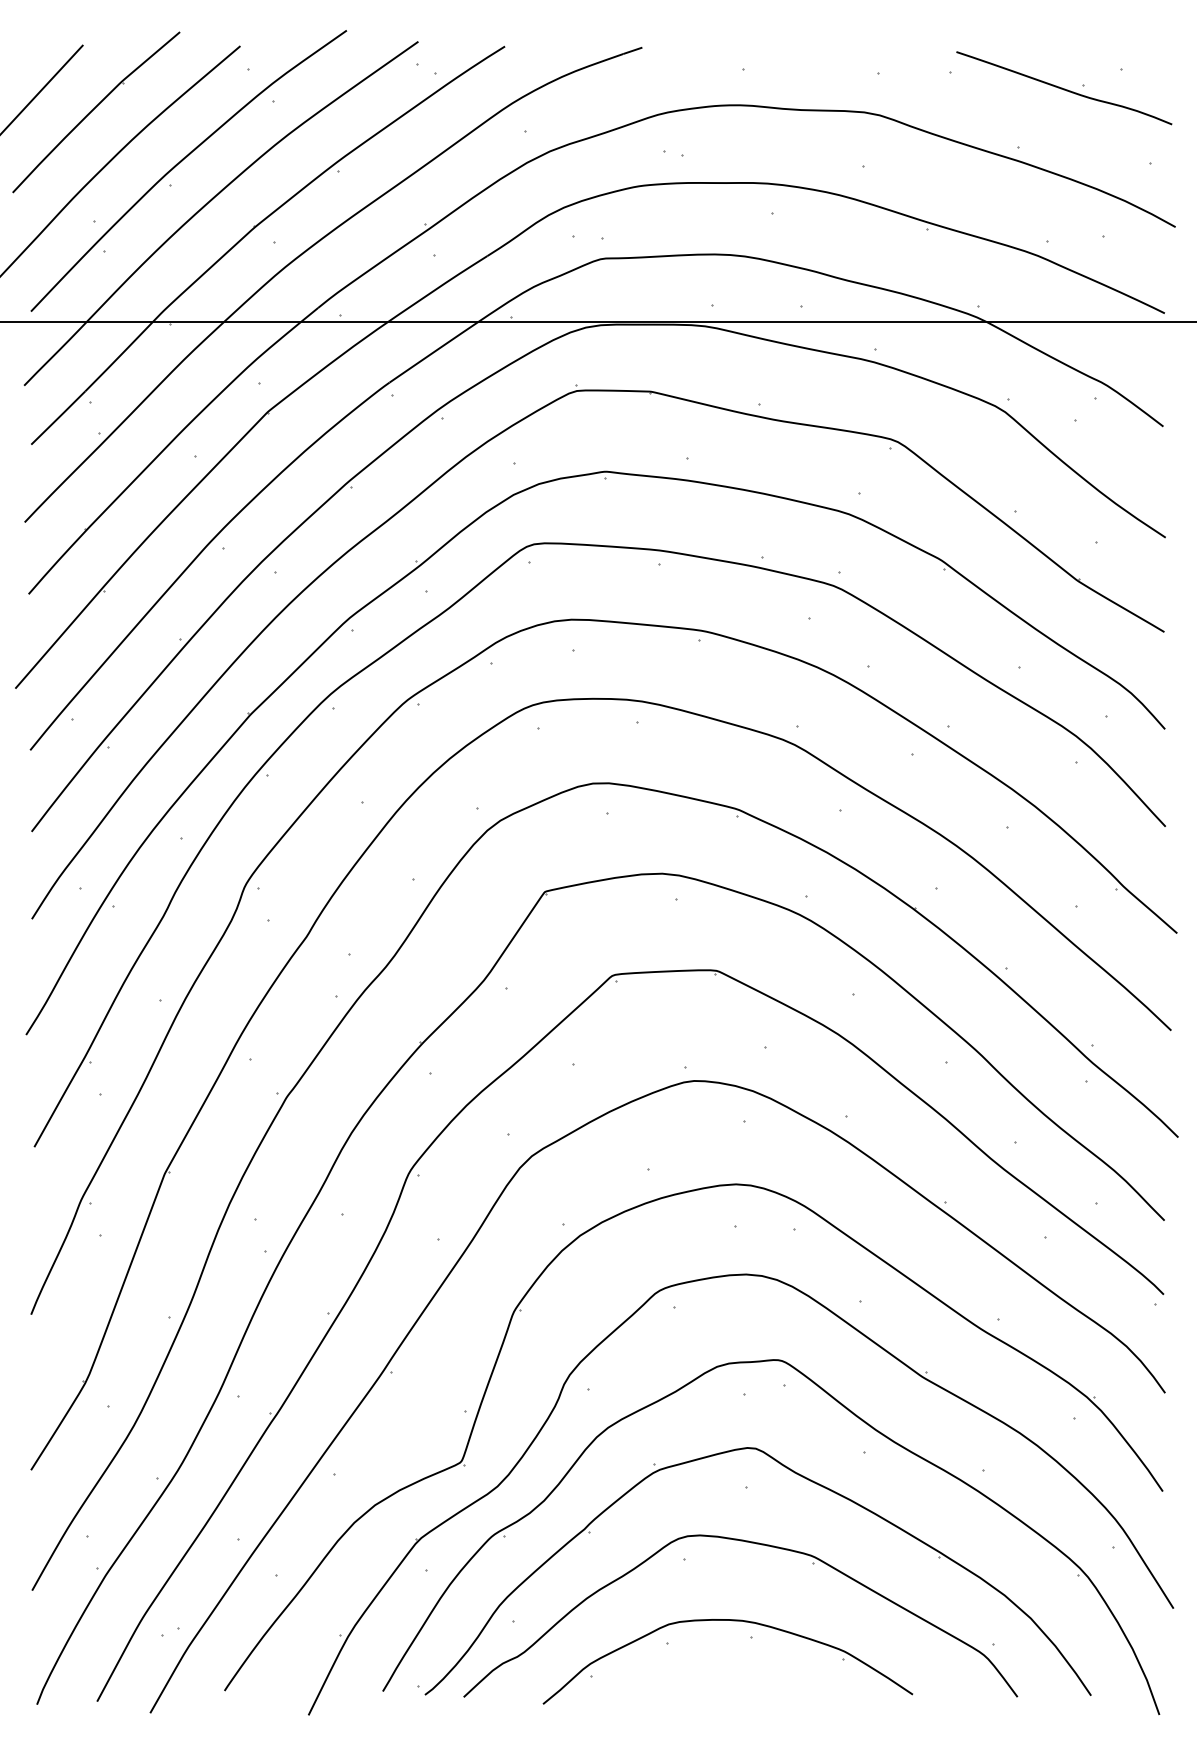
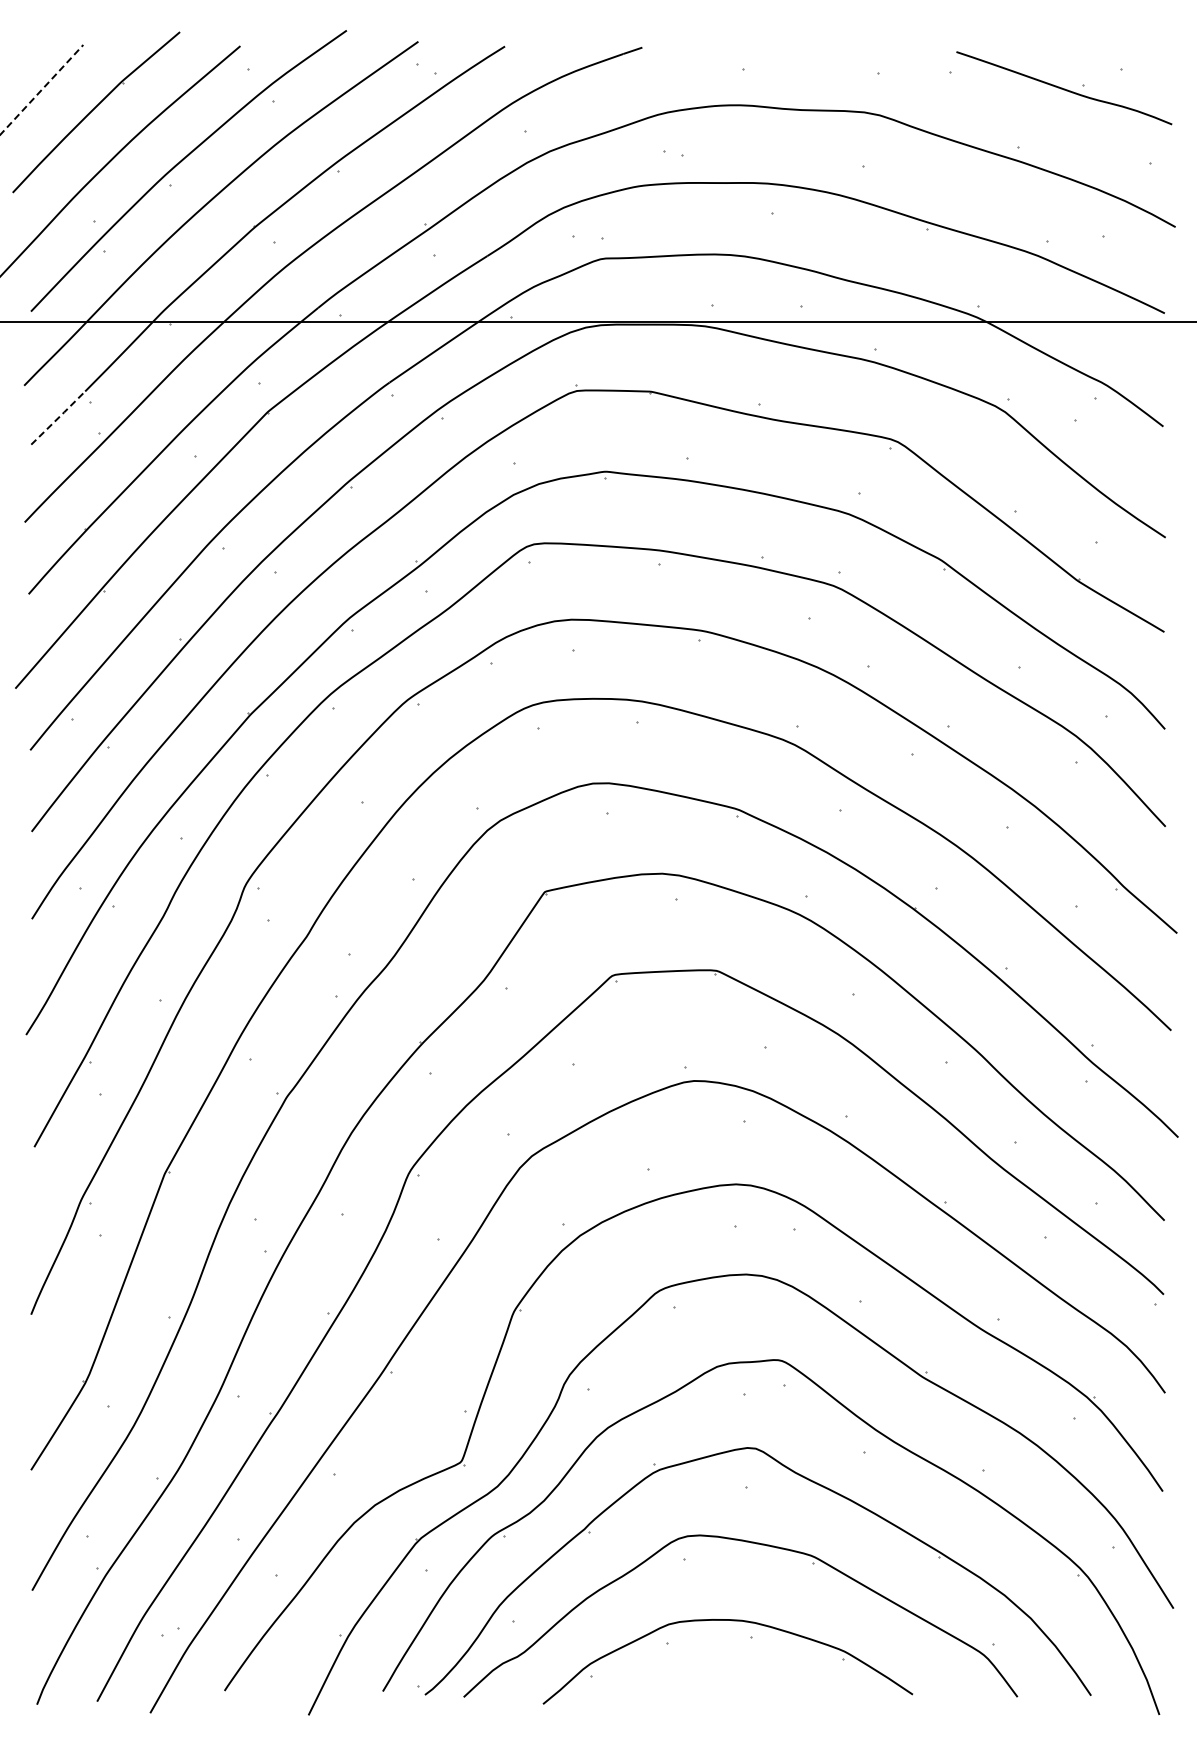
line: solid -> dashed (42, 89)
line: solid -> dashed (58, 417)
